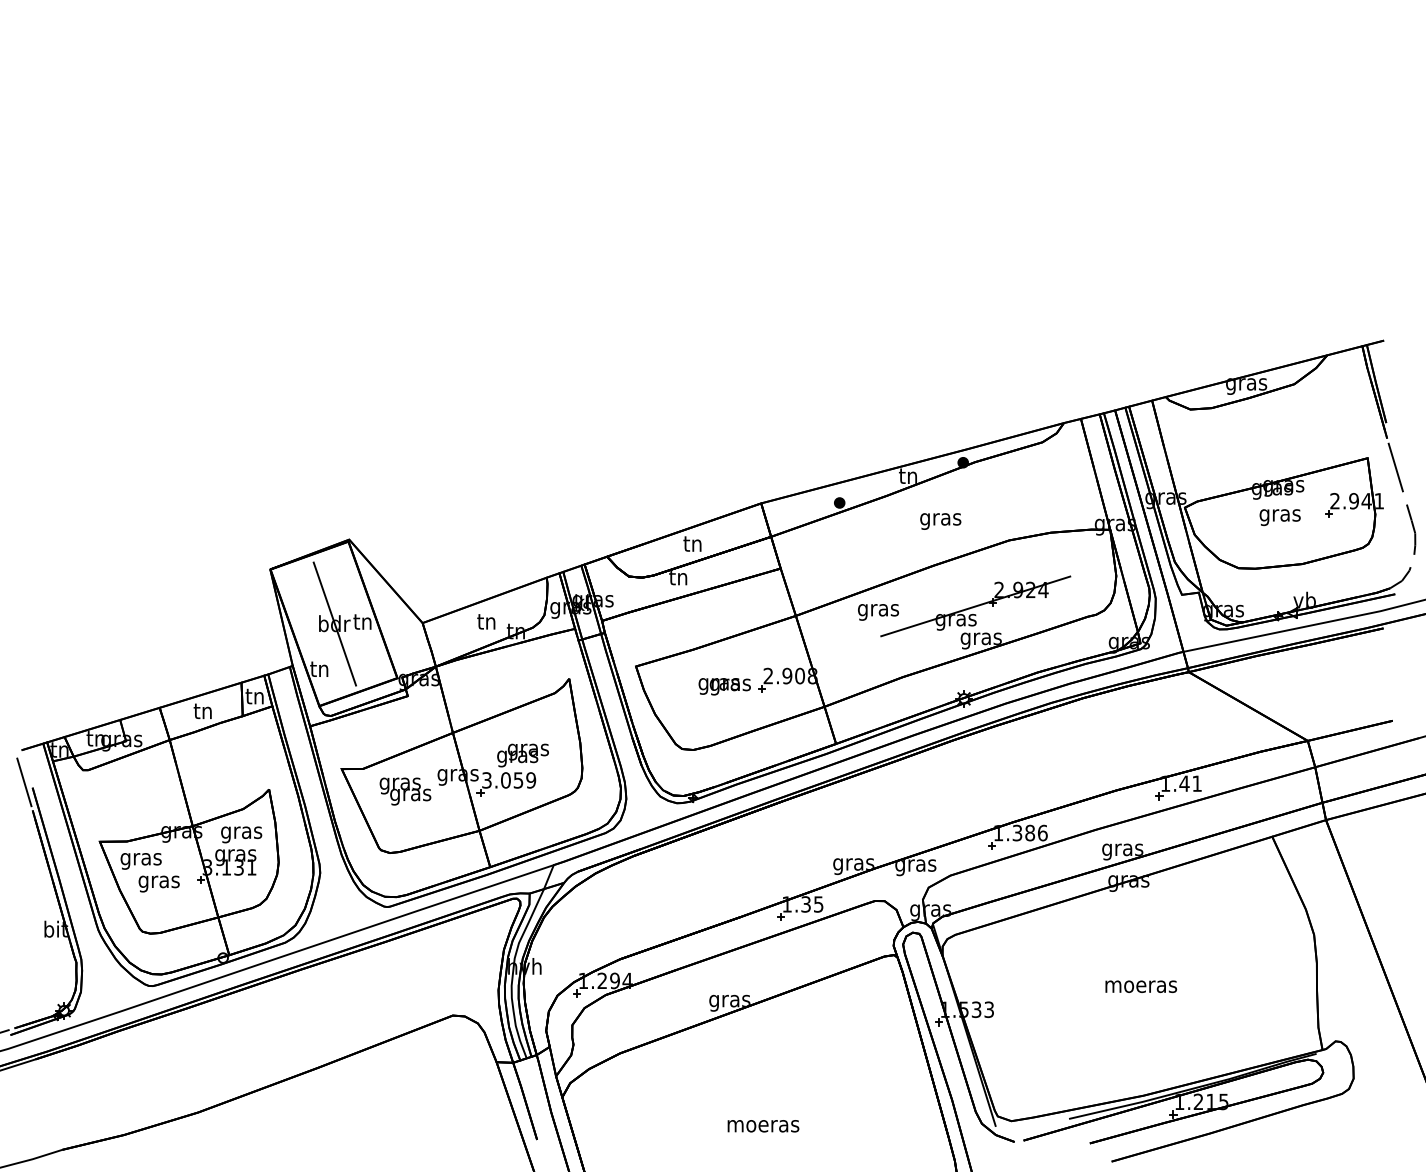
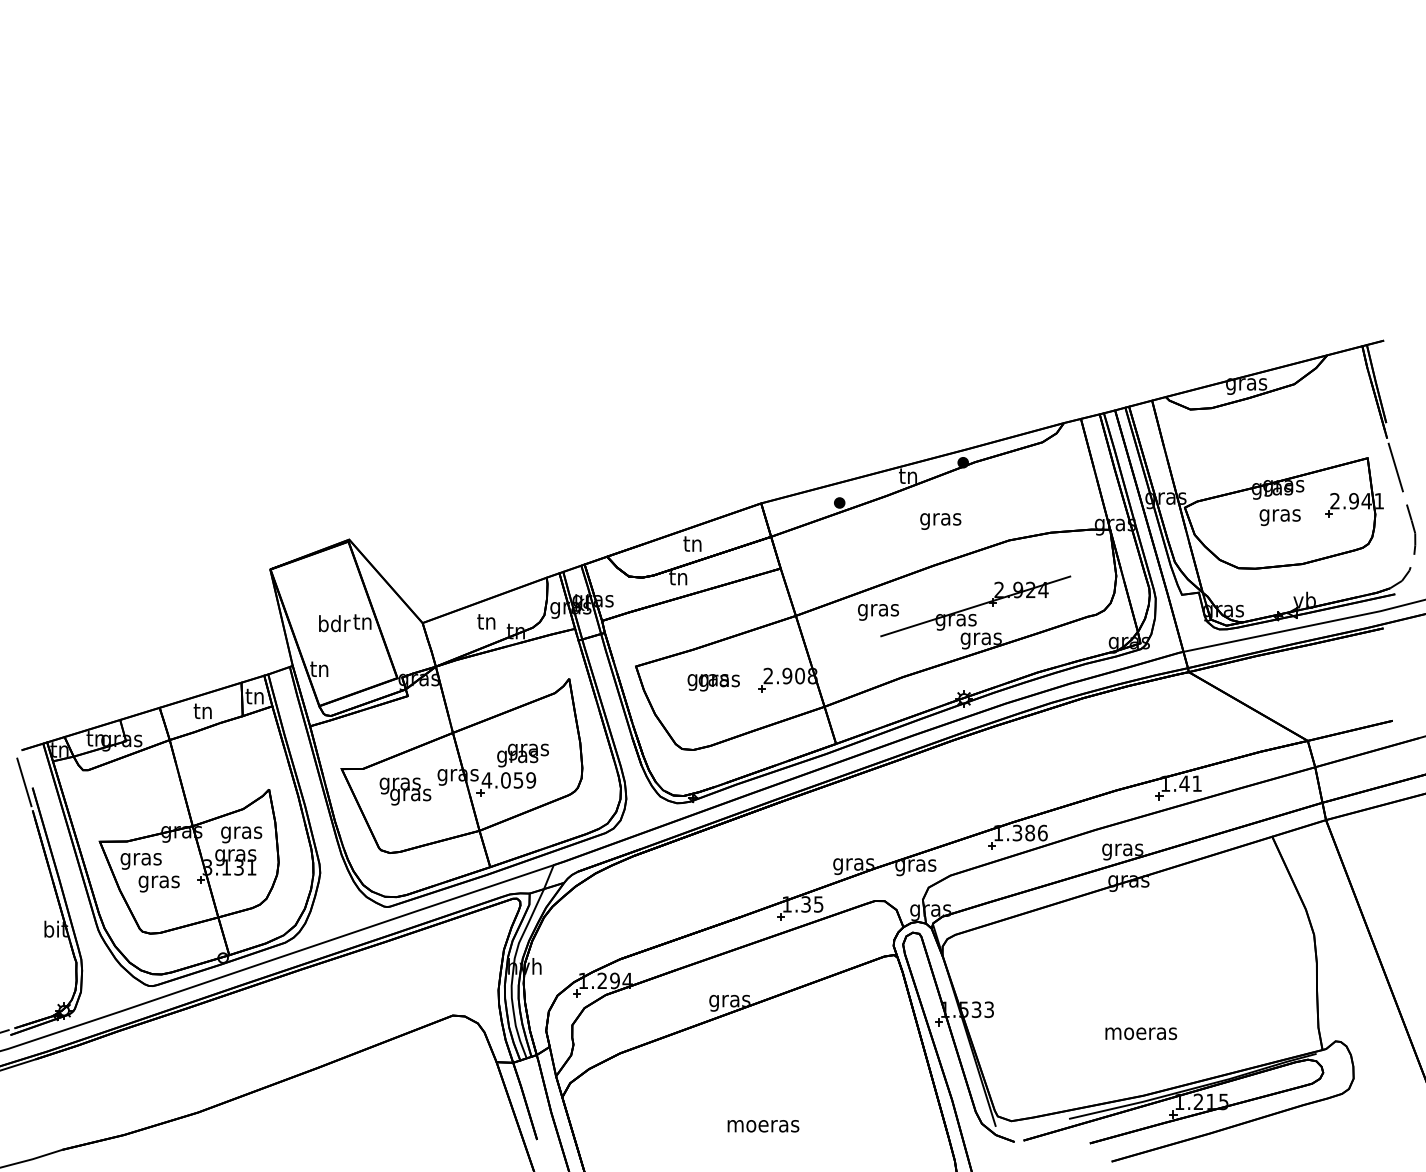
line: present -> none (334, 623)
text position: (724, 686) -> (713, 682) (713, 682)
text: 3.059 -> 4.059 (486, 780)
text position: (1141, 986) -> (1141, 1033) (1141, 1033)
